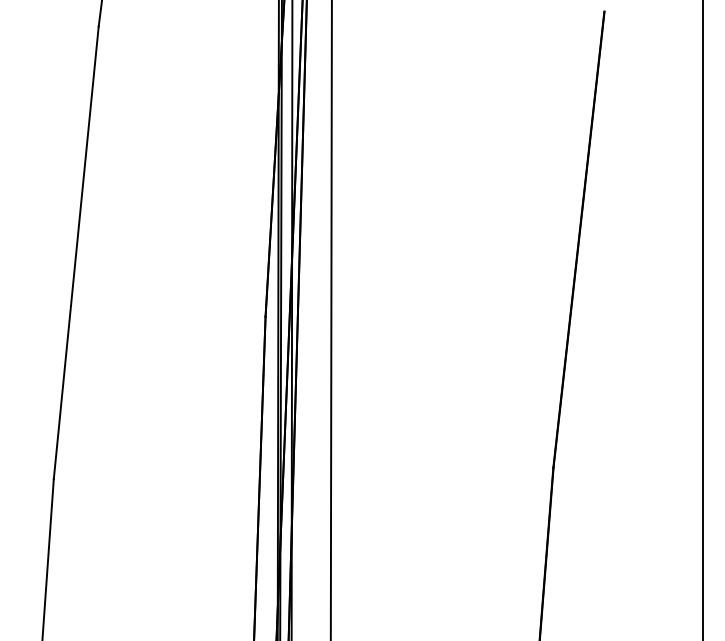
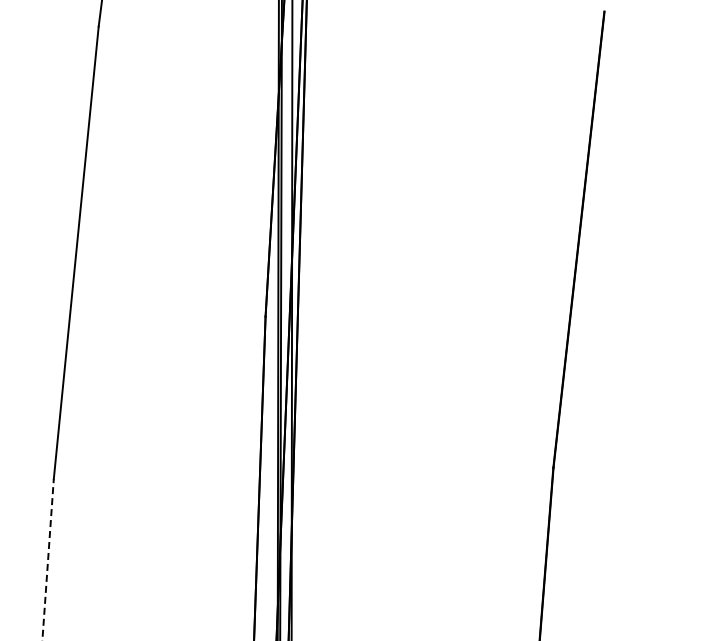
line: present -> none (330, 319)
line: present -> none (703, 319)
line: solid -> dashed (48, 560)
